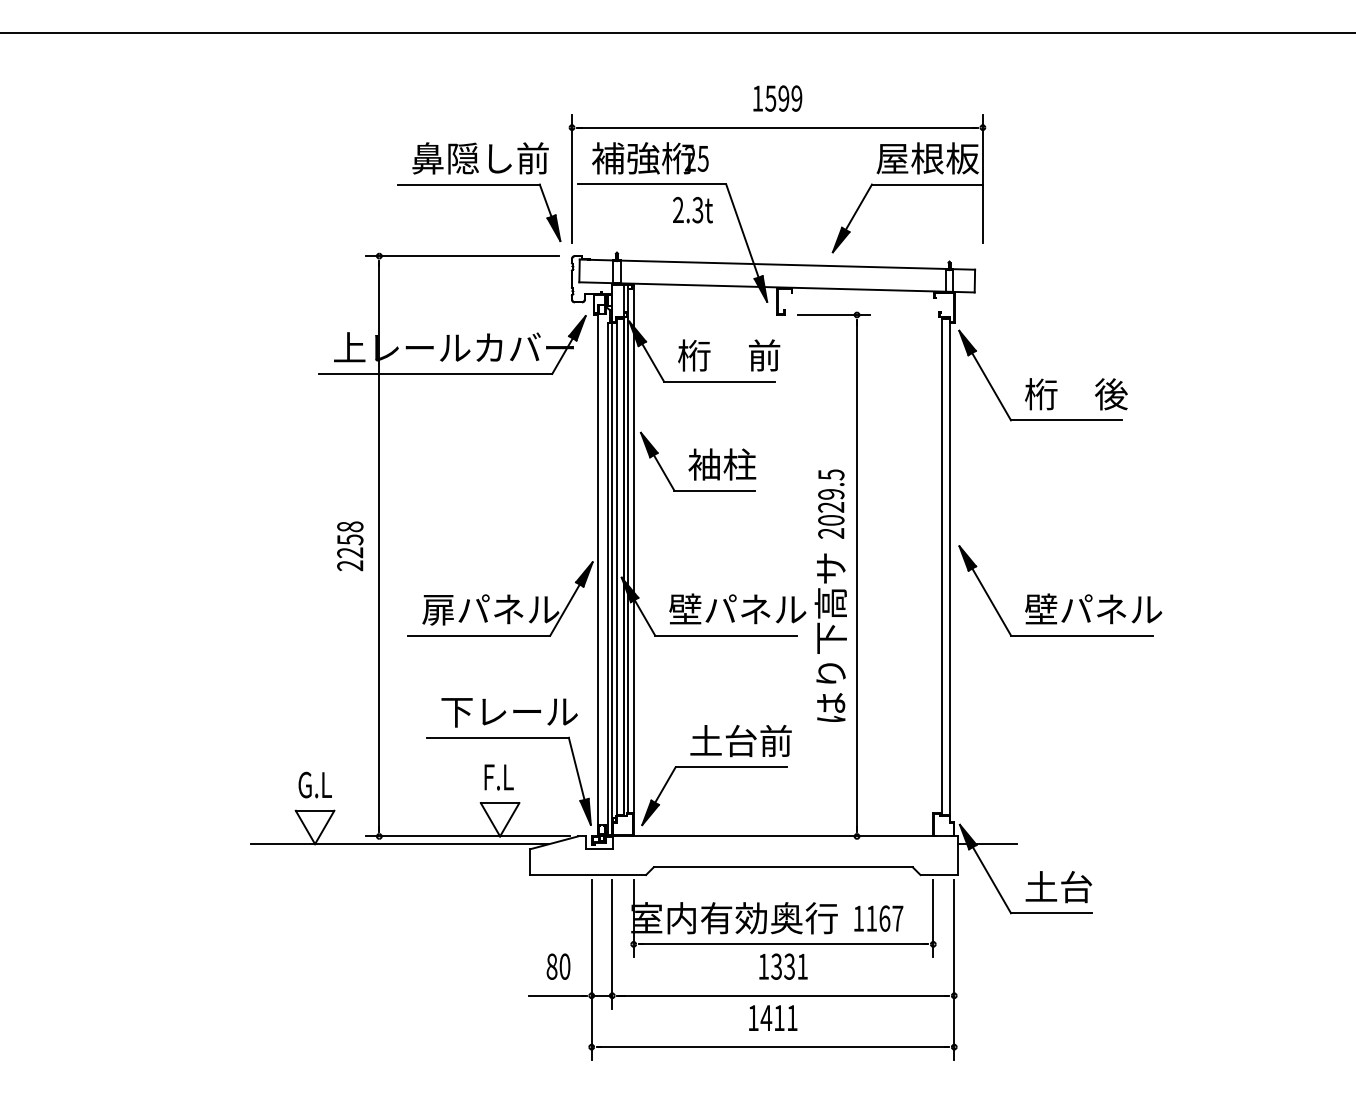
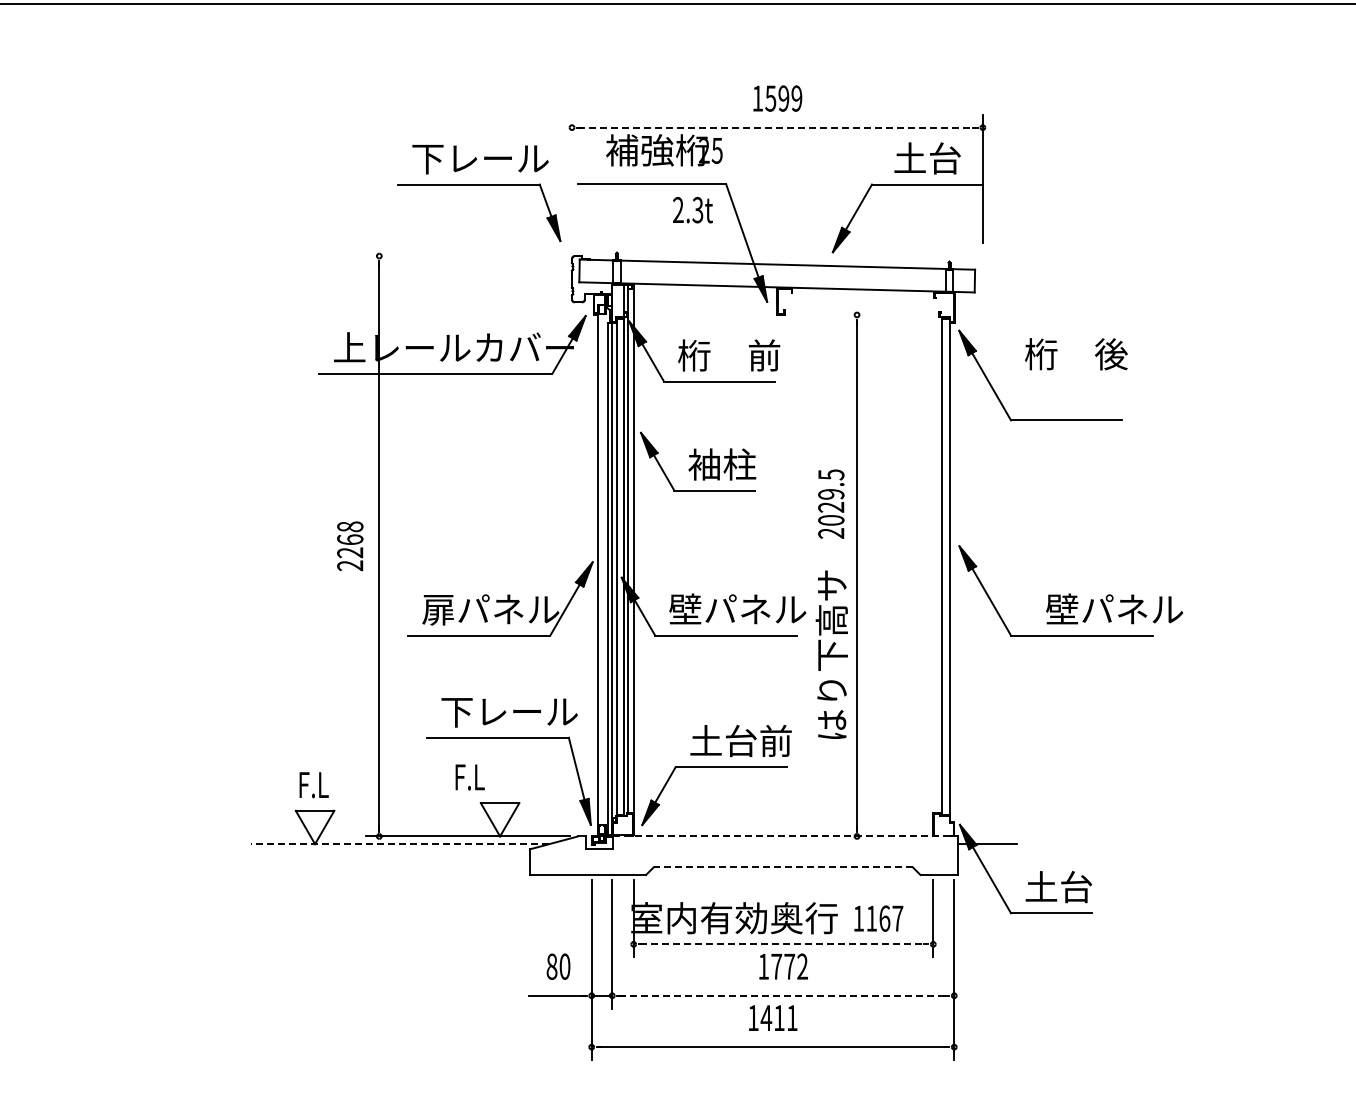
line position: (677, 33) -> (677, 4) (677, 4)
line: solid -> dashed (777, 127)
text: 鼻隠し前 -> 下レール (480, 158)
text position: (650, 158) -> (664, 150) (664, 150)
text: 屋根板 -> 土台 (927, 158)
line: present -> none (572, 178)
line: present -> none (462, 256)
line: present -> none (833, 314)
text position: (1076, 394) -> (1076, 354) (1076, 354)
text: 2258 -> 2268 (350, 539)
text position: (1093, 608) -> (1114, 608) (1114, 608)
text position: (830, 637) -> (831, 654) (831, 654)
text position: (498, 777) -> (469, 777) (469, 777)
text: G.L -> F.L (314, 784)
line: solid -> dashed (785, 836)
line: solid -> dashed (399, 844)
line: solid -> dashed (782, 867)
line: solid -> dashed (784, 944)
text: 1331 -> 1772 (789, 966)
line: solid -> dashed (783, 995)
